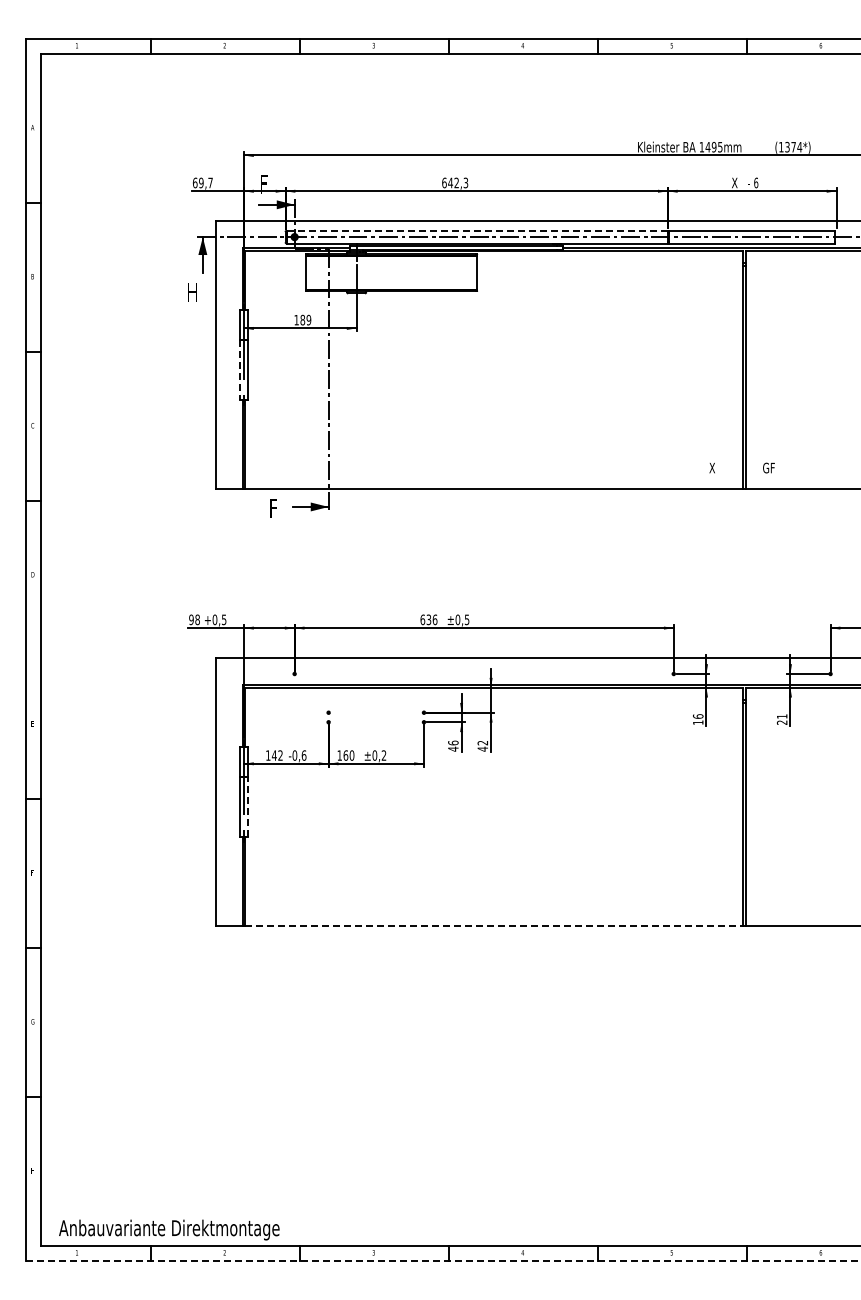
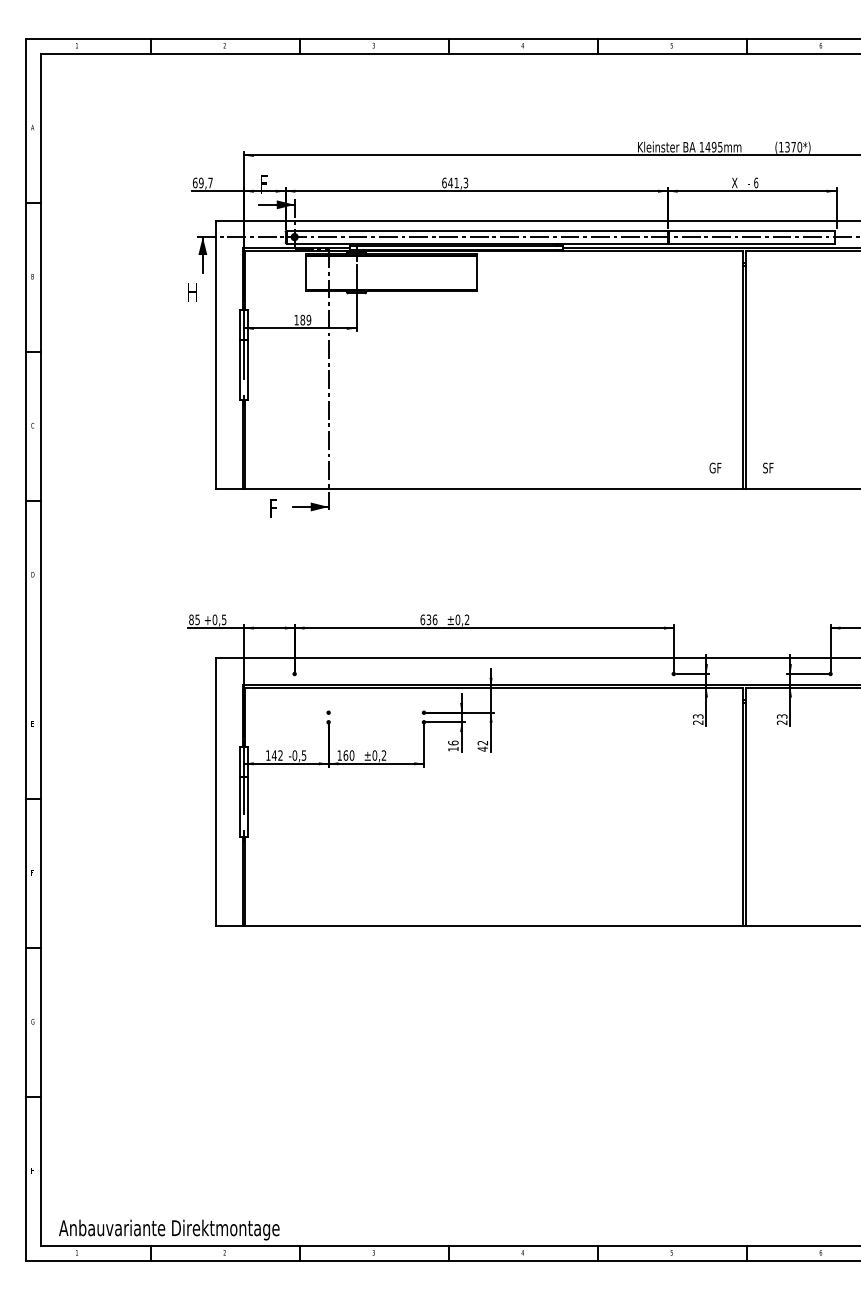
text: (1374*) -> (1370*) (799, 146)
text: 642,3 -> 641,3 (456, 182)
line: dashed -> solid (477, 230)
line: dashed -> solid (239, 370)
text: X -> GF (715, 467)
text: GF -> SF (768, 467)
text: 98 -> 85 (194, 619)
text: ±0,5 -> ±0,2 (466, 619)
text: 21 -> 23 (781, 716)
text: 16 -> 23 (698, 719)
text: 46 -> 16 (453, 748)
text: -0,6 -> -0,5 (303, 755)
line: dashed -> solid (248, 806)
line: dashed -> solid (494, 926)
line: dashed -> solid (443, 1261)
